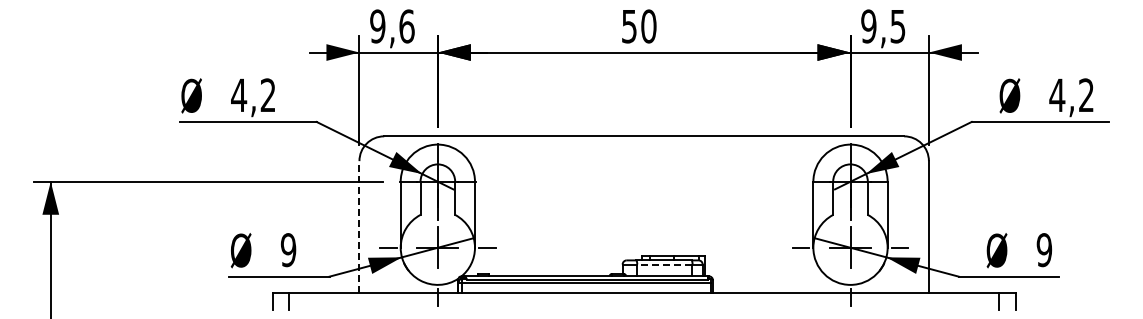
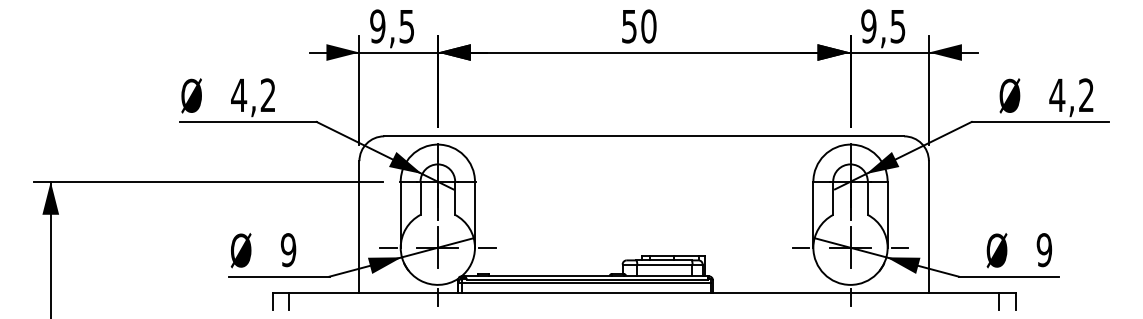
text: 9,6 -> 9,5 (406, 26)
line: dashed -> solid (359, 226)
line: dashed -> solid (664, 264)
